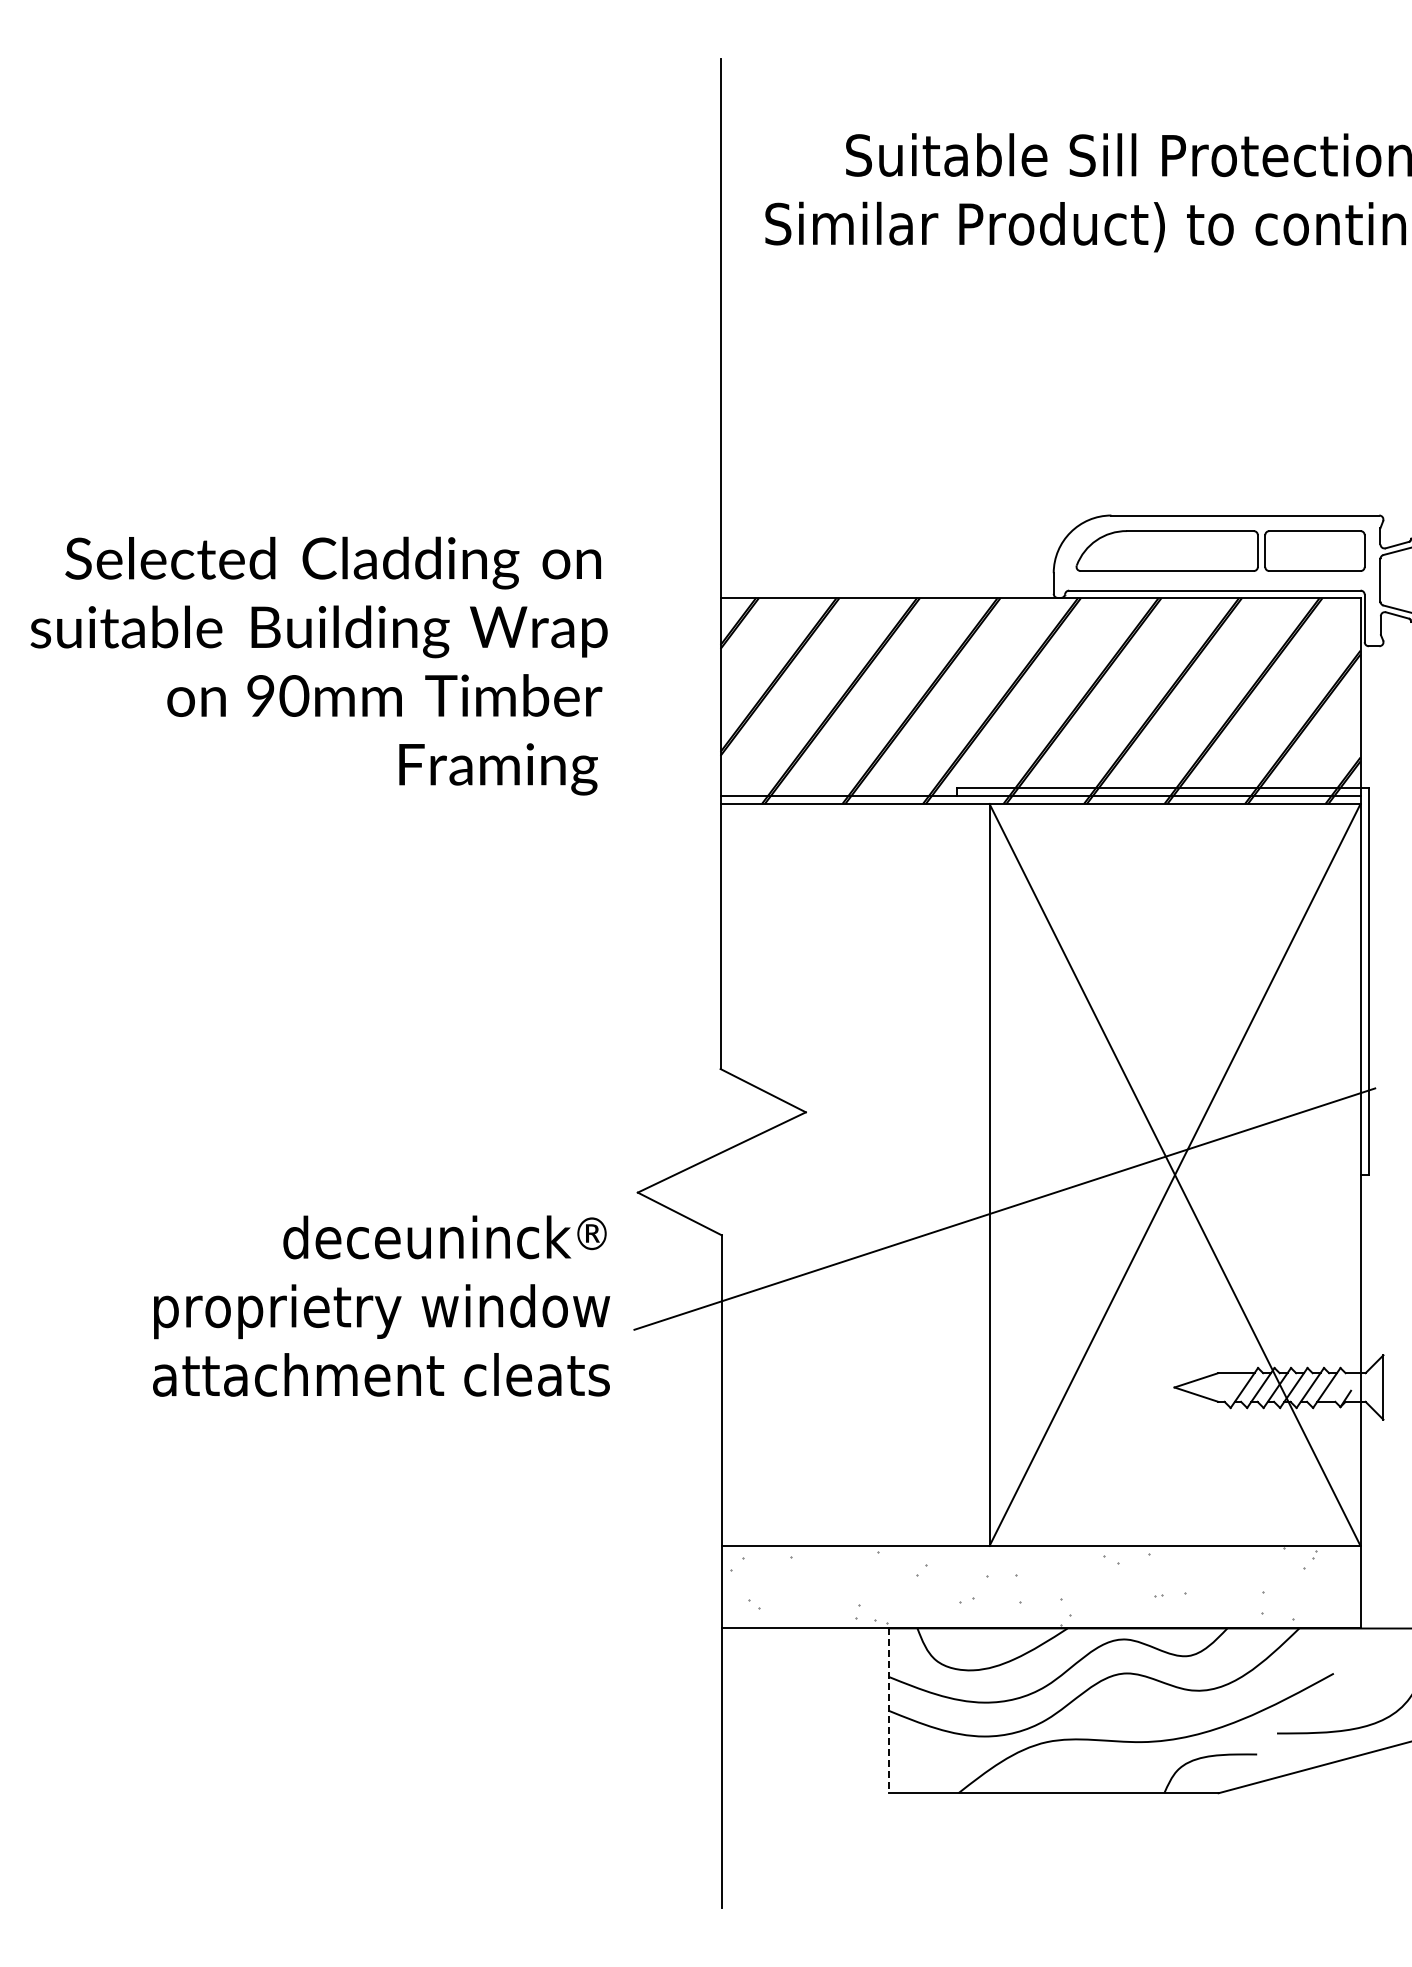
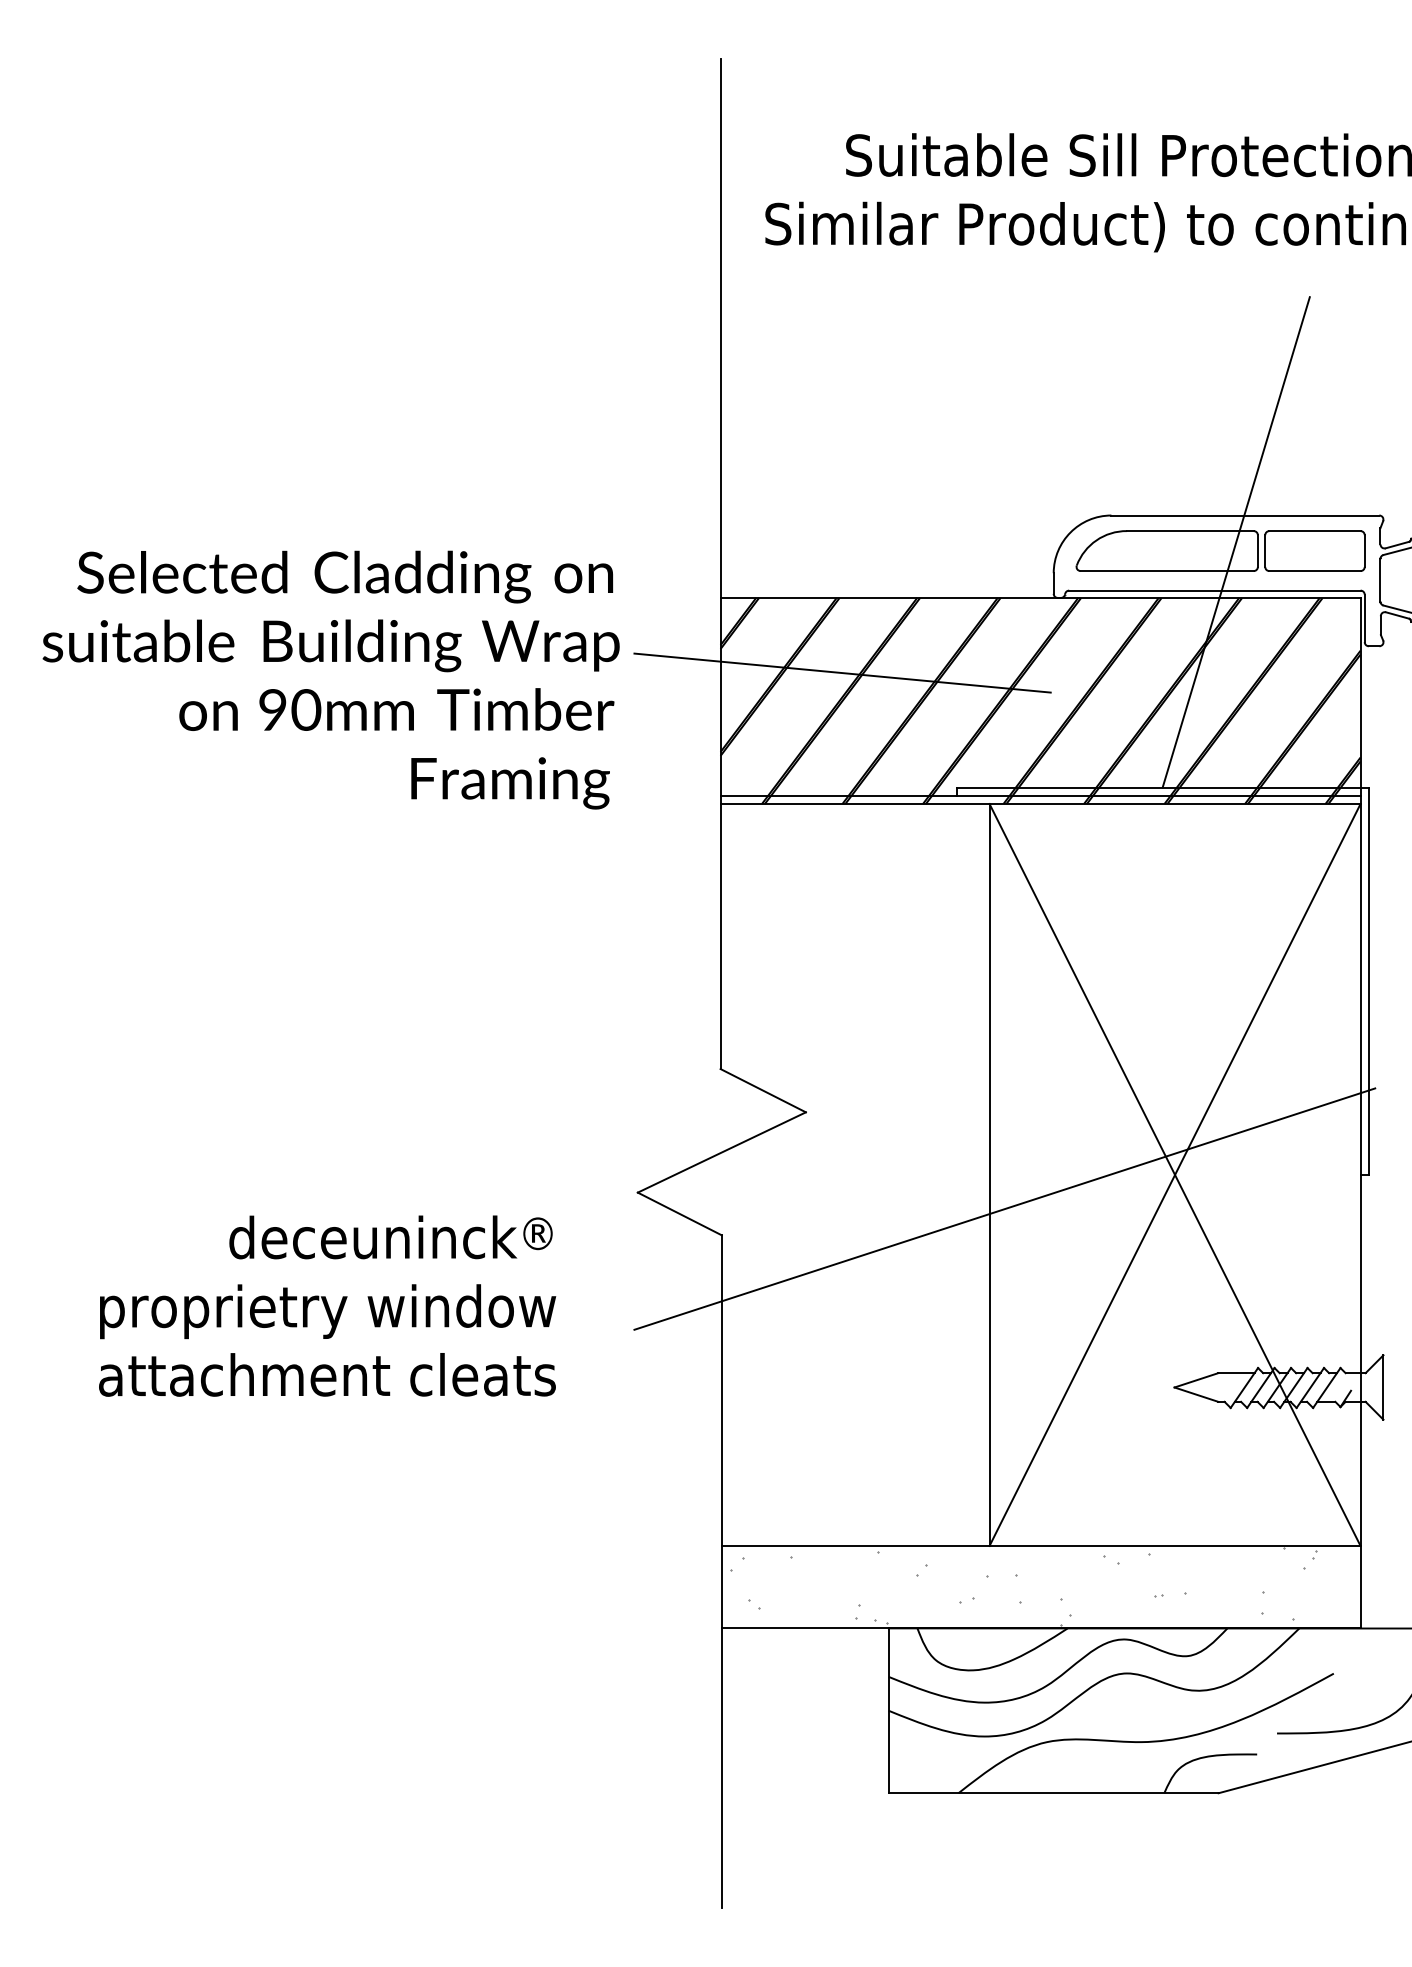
line: none -> present (1235, 542)
text position: (318, 665) -> (330, 679) (330, 679)
line: none -> present (842, 672)
text position: (381, 1305) -> (327, 1305) (327, 1305)
line: dashed -> solid (888, 1711)
